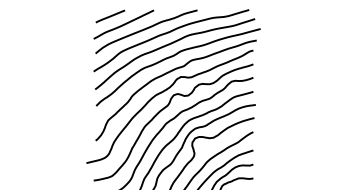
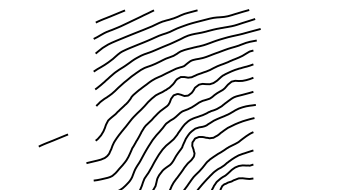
line: none -> present (53, 140)
